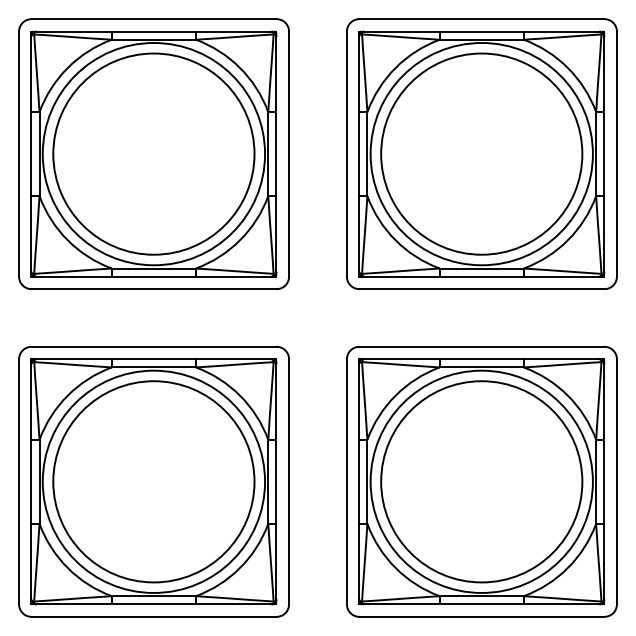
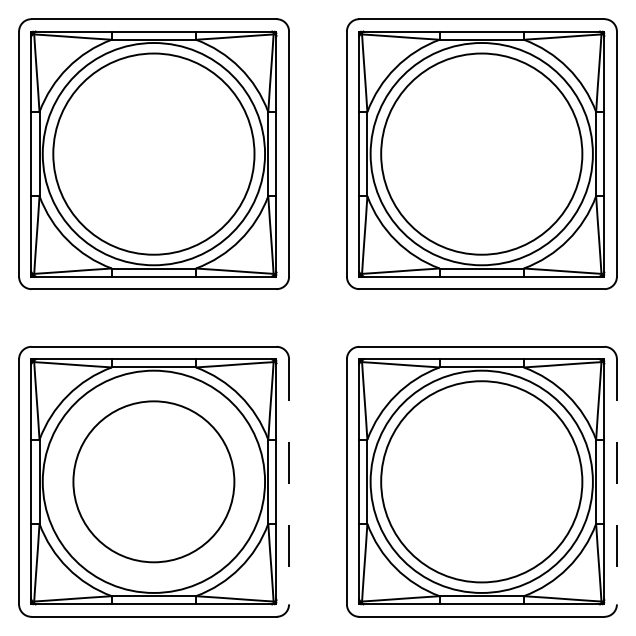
circle diameter: 201 px -> 161 px (153, 481)
line: solid -> dashed (289, 481)
line: solid -> dashed (616, 481)
